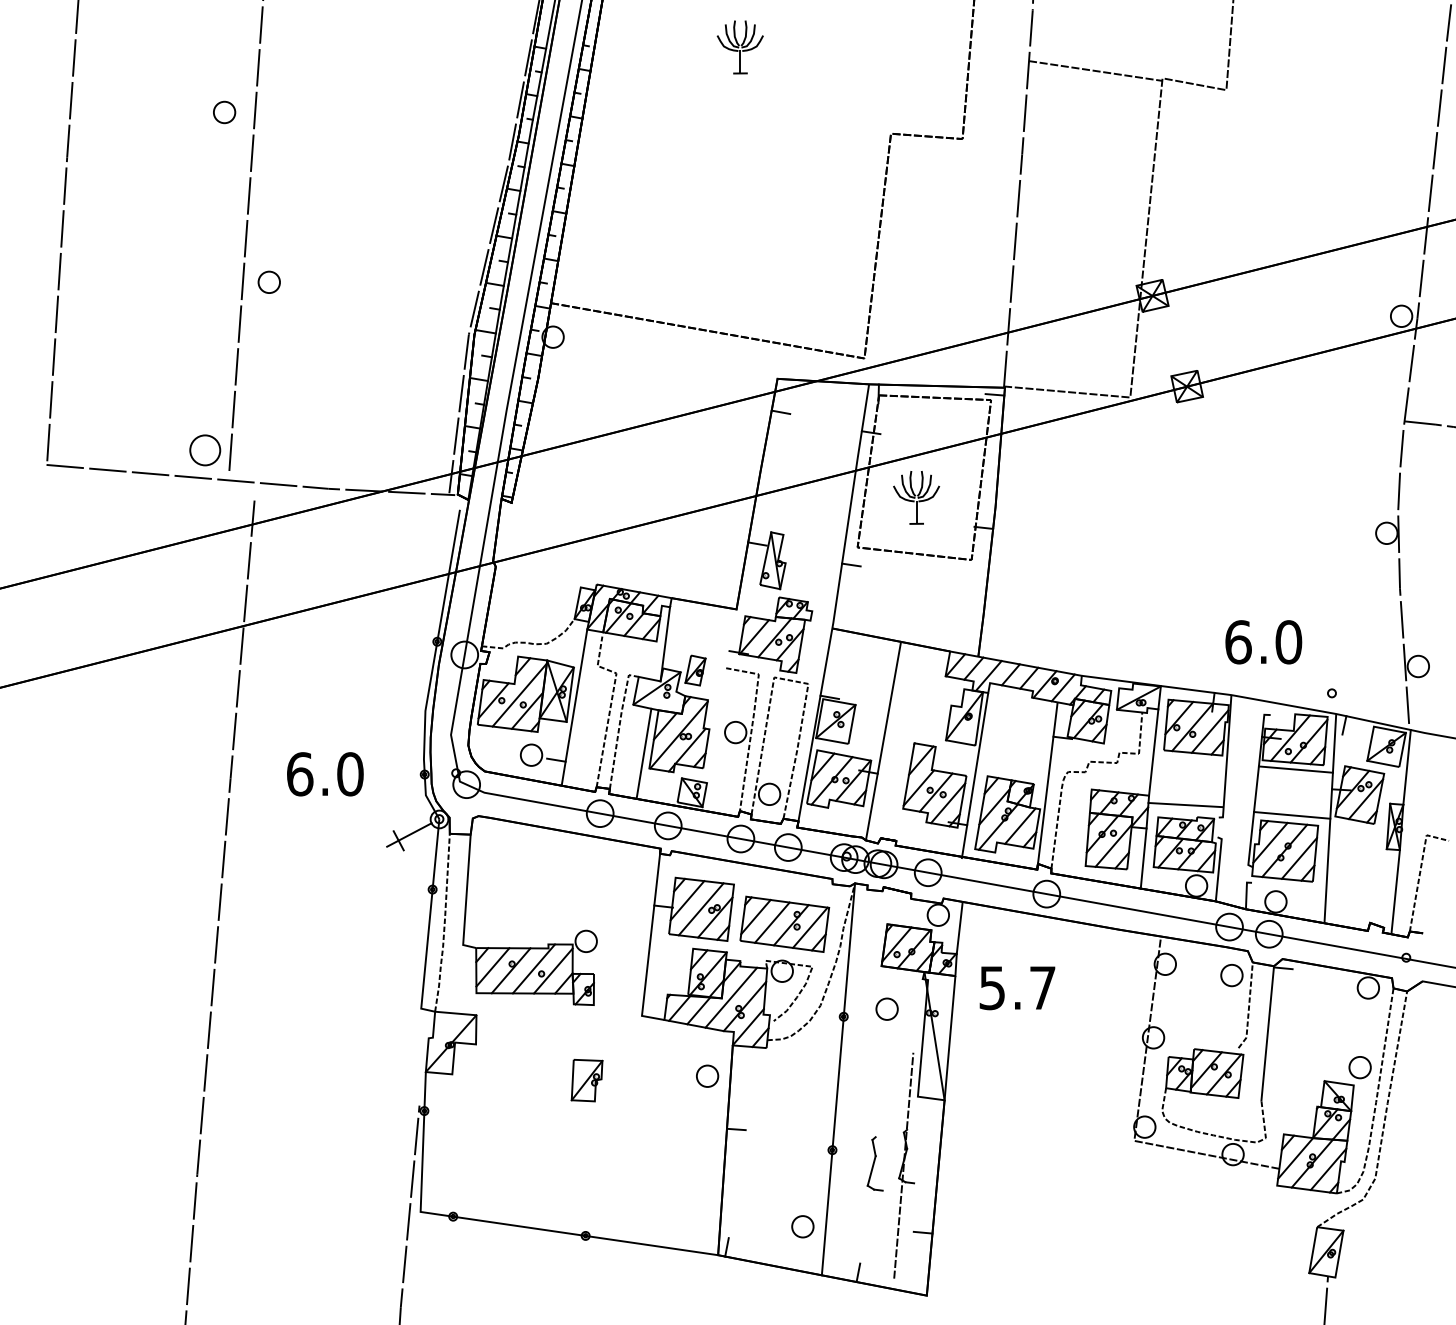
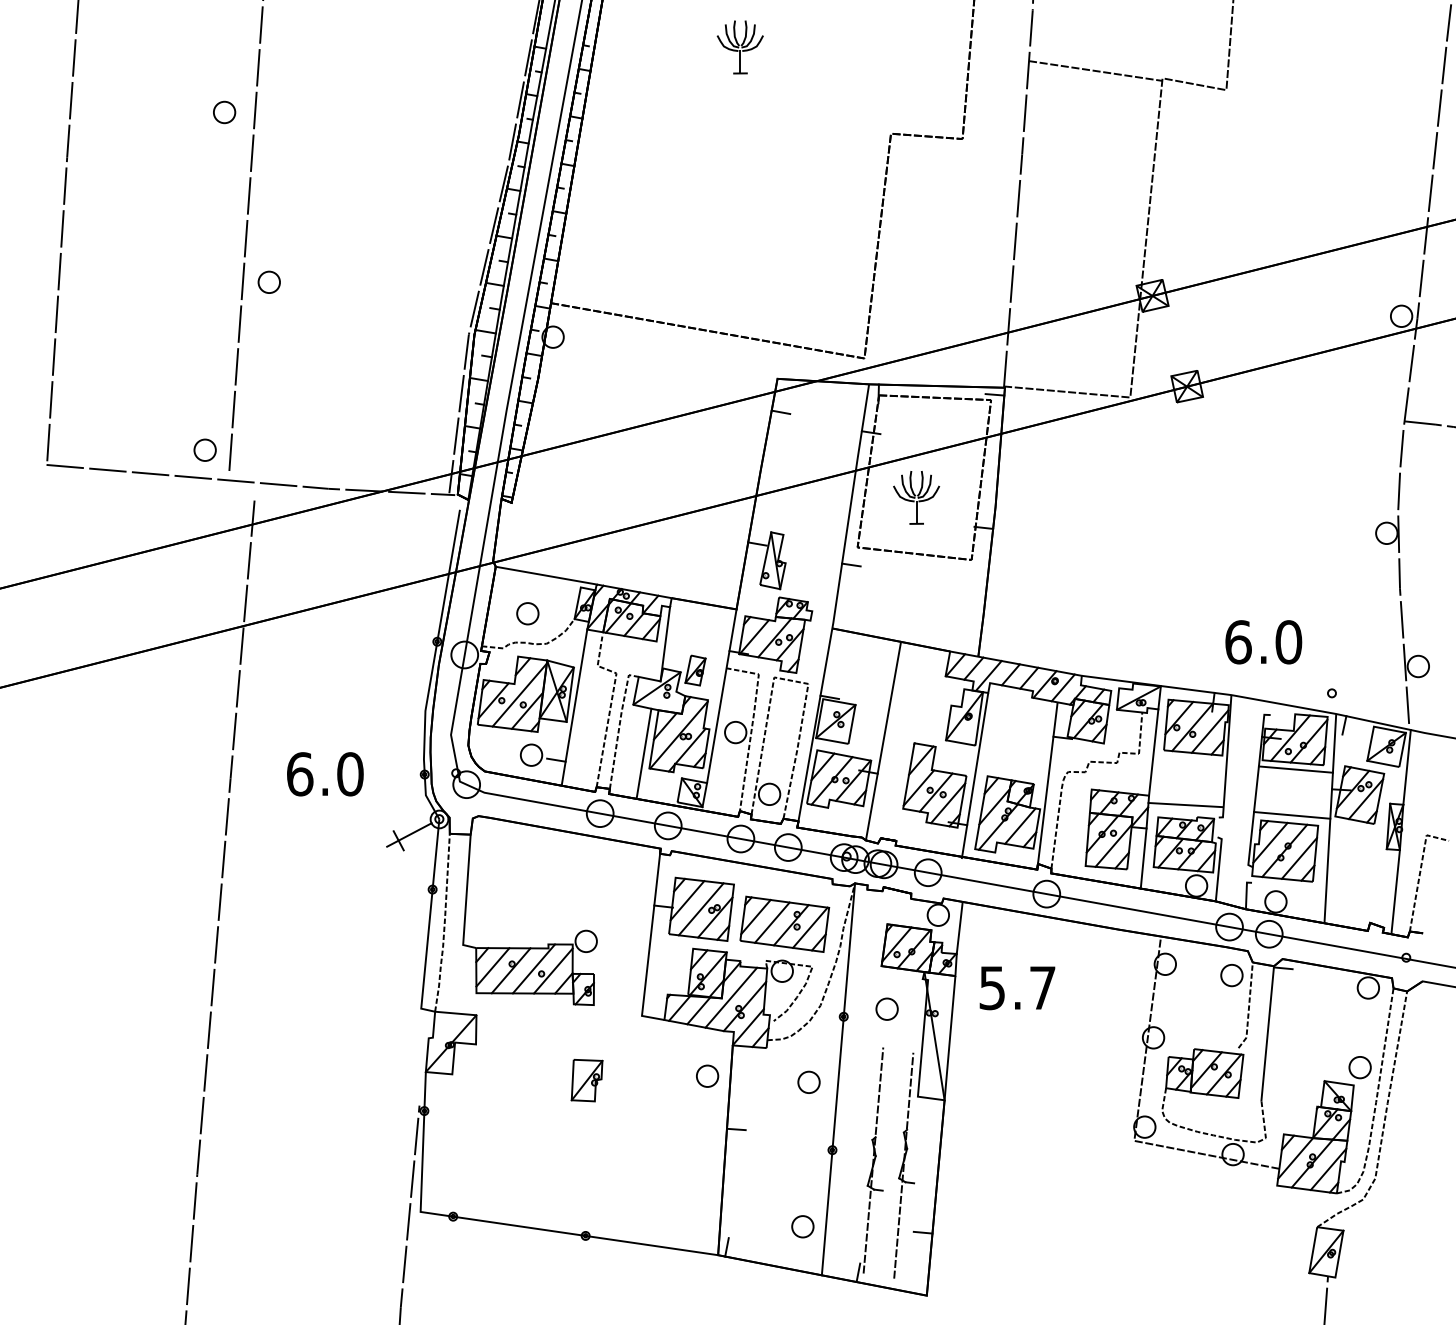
part size: 33x33 px -> 24x24 px (204, 449)
line: none -> present (545, 575)
part: none -> present (527, 613)
line: none -> present (721, 696)
part: none -> present (808, 1081)
line: none -> present (873, 1160)
